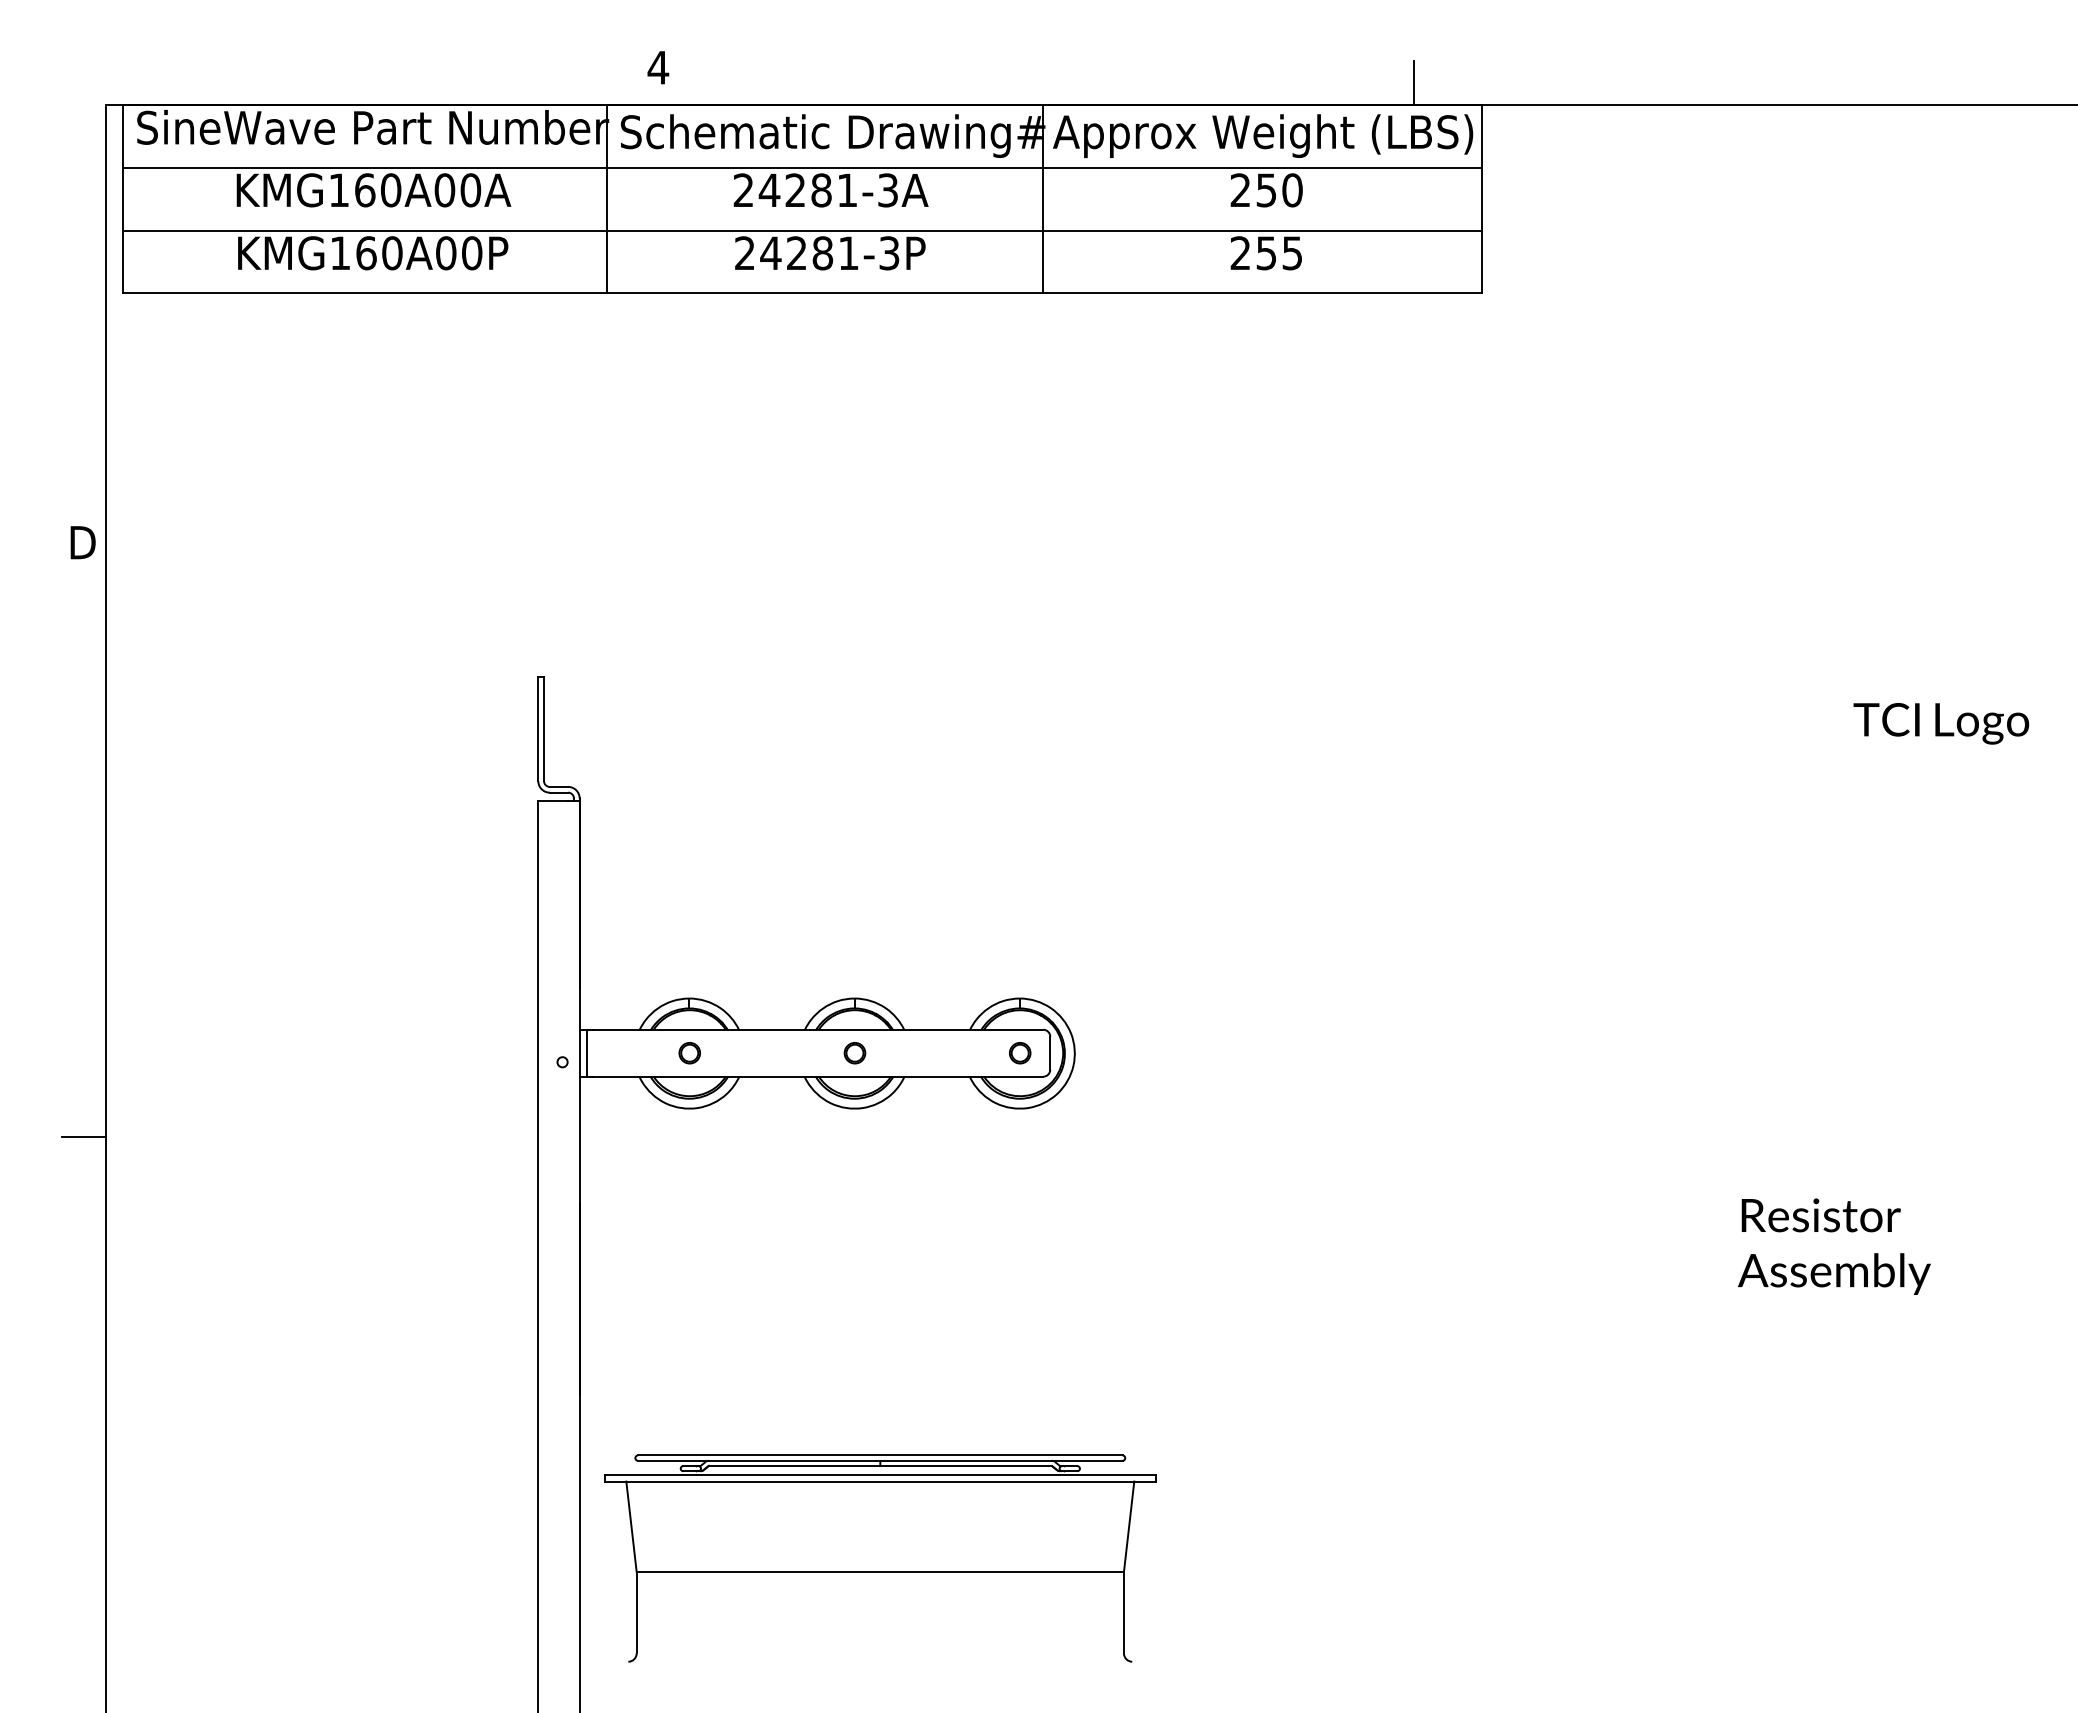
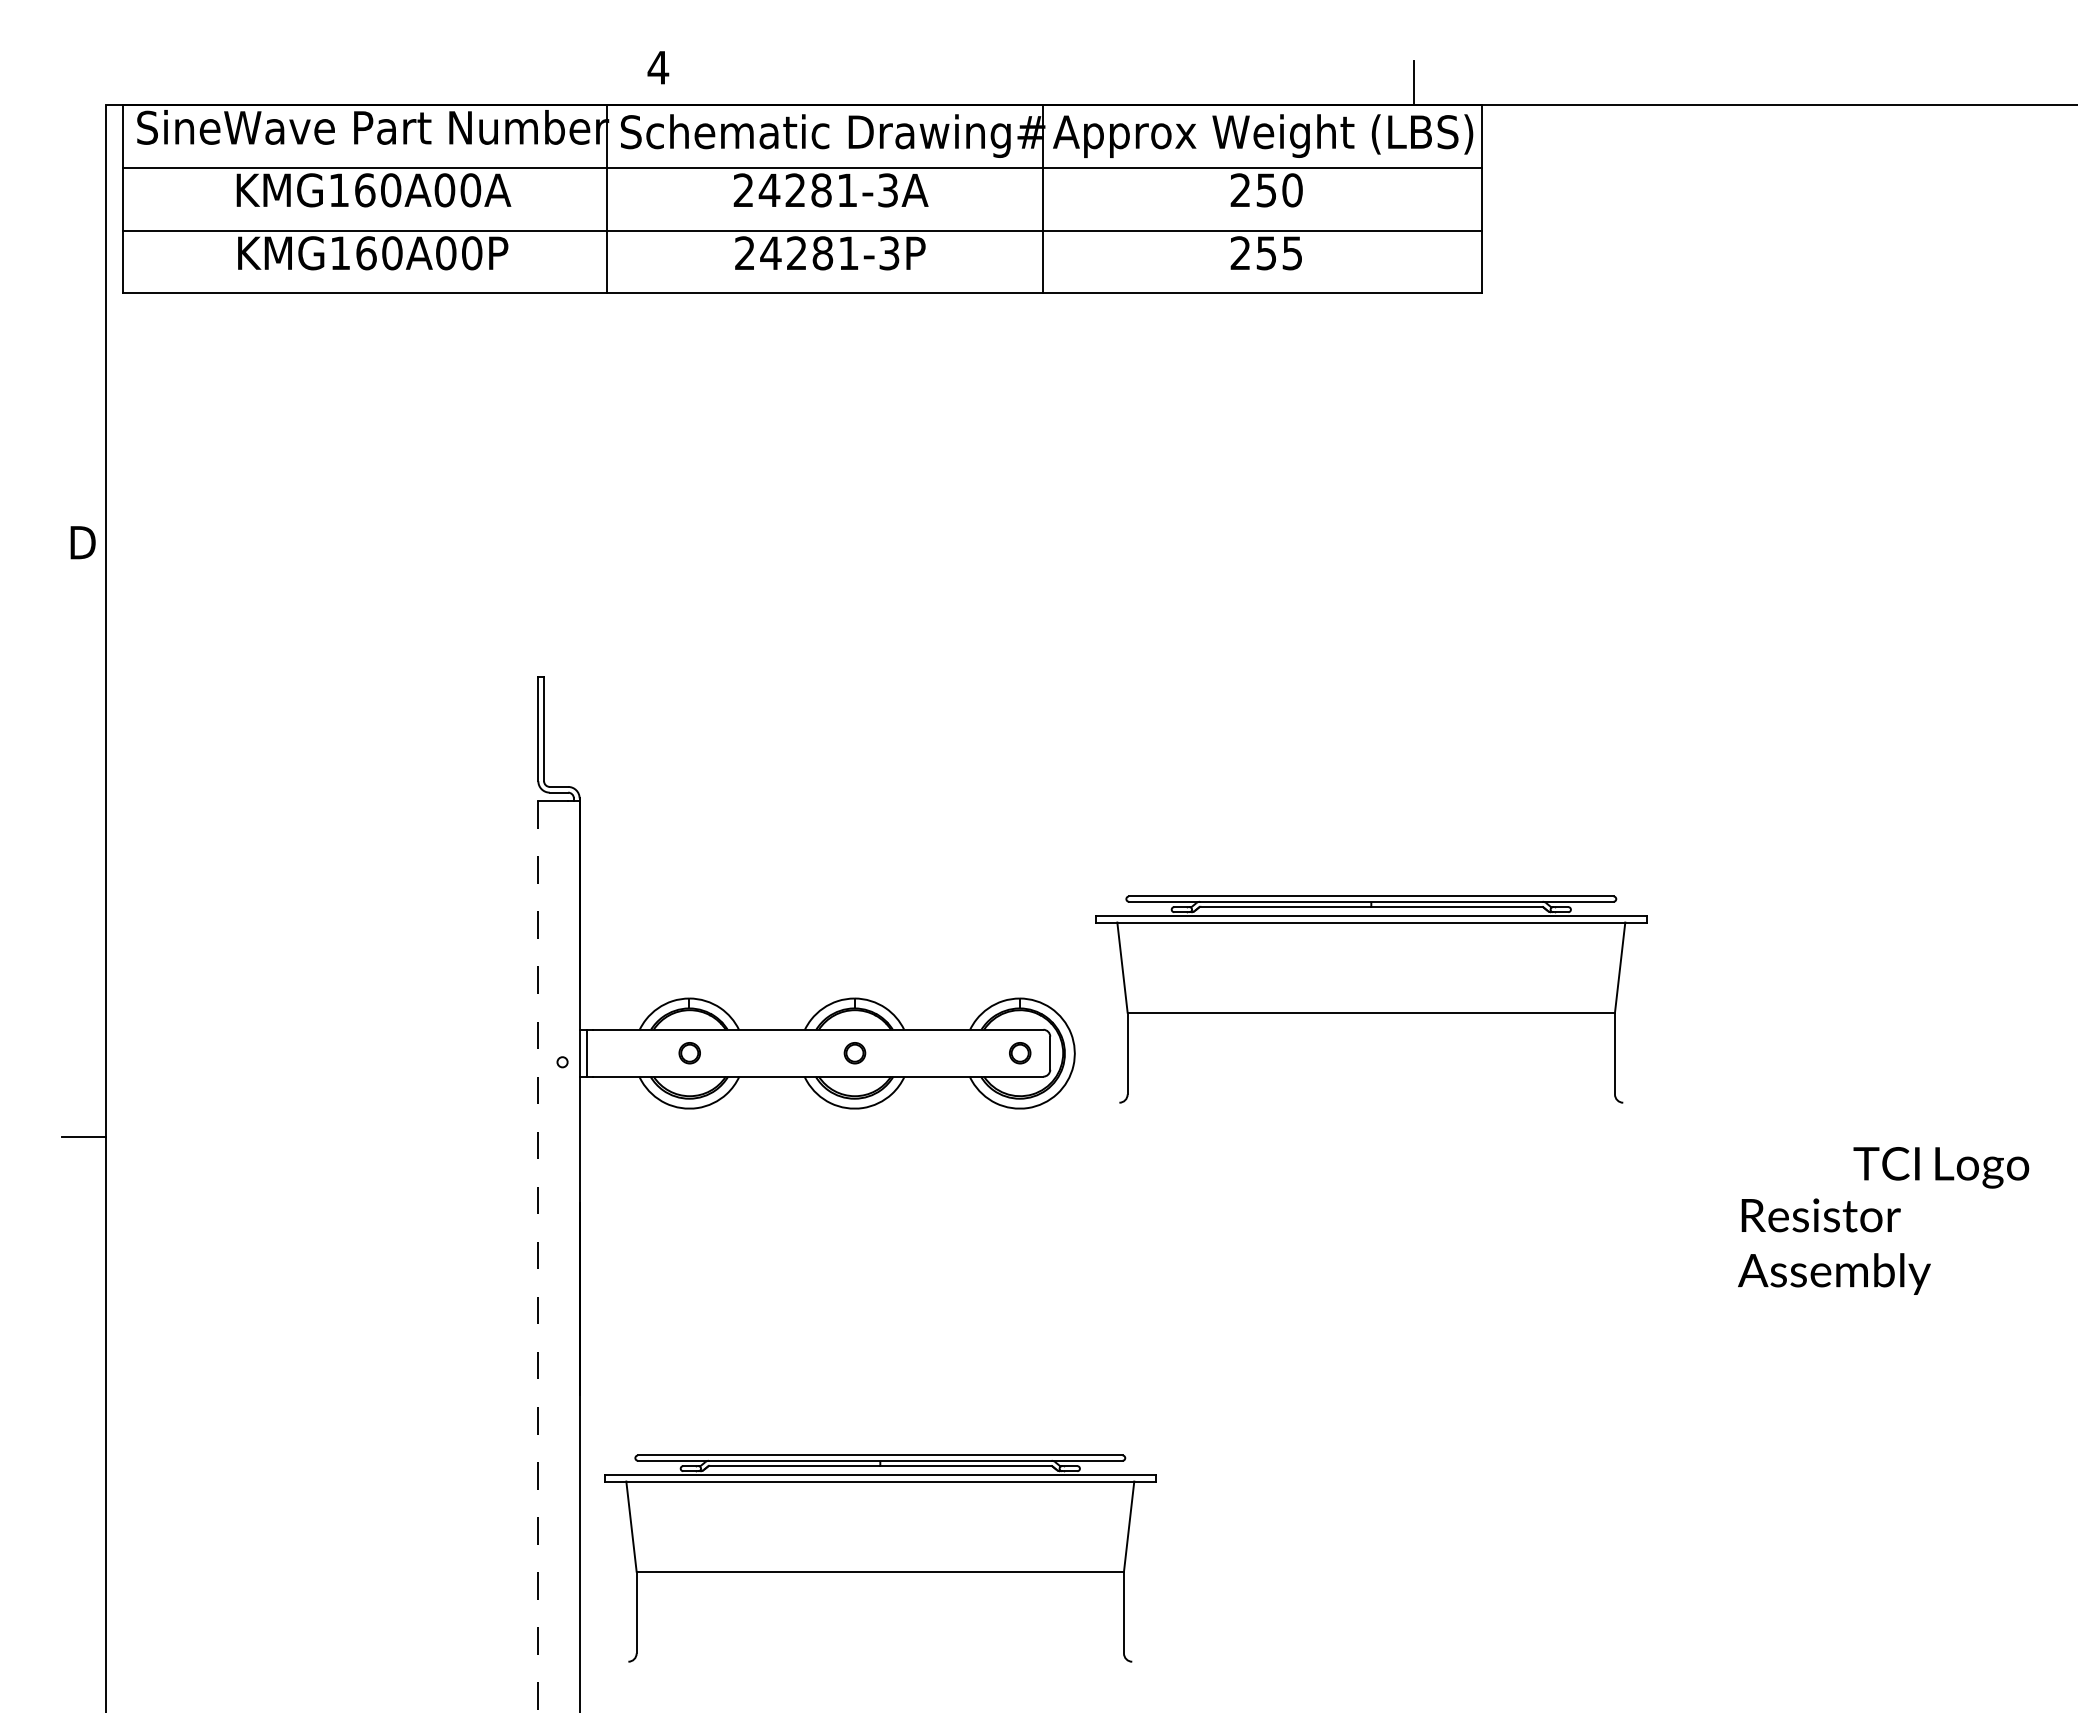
text position: (1941, 723) -> (1941, 1167) (1941, 1167)
part: none -> present (1371, 999)
line: solid -> dashed (538, 1257)
